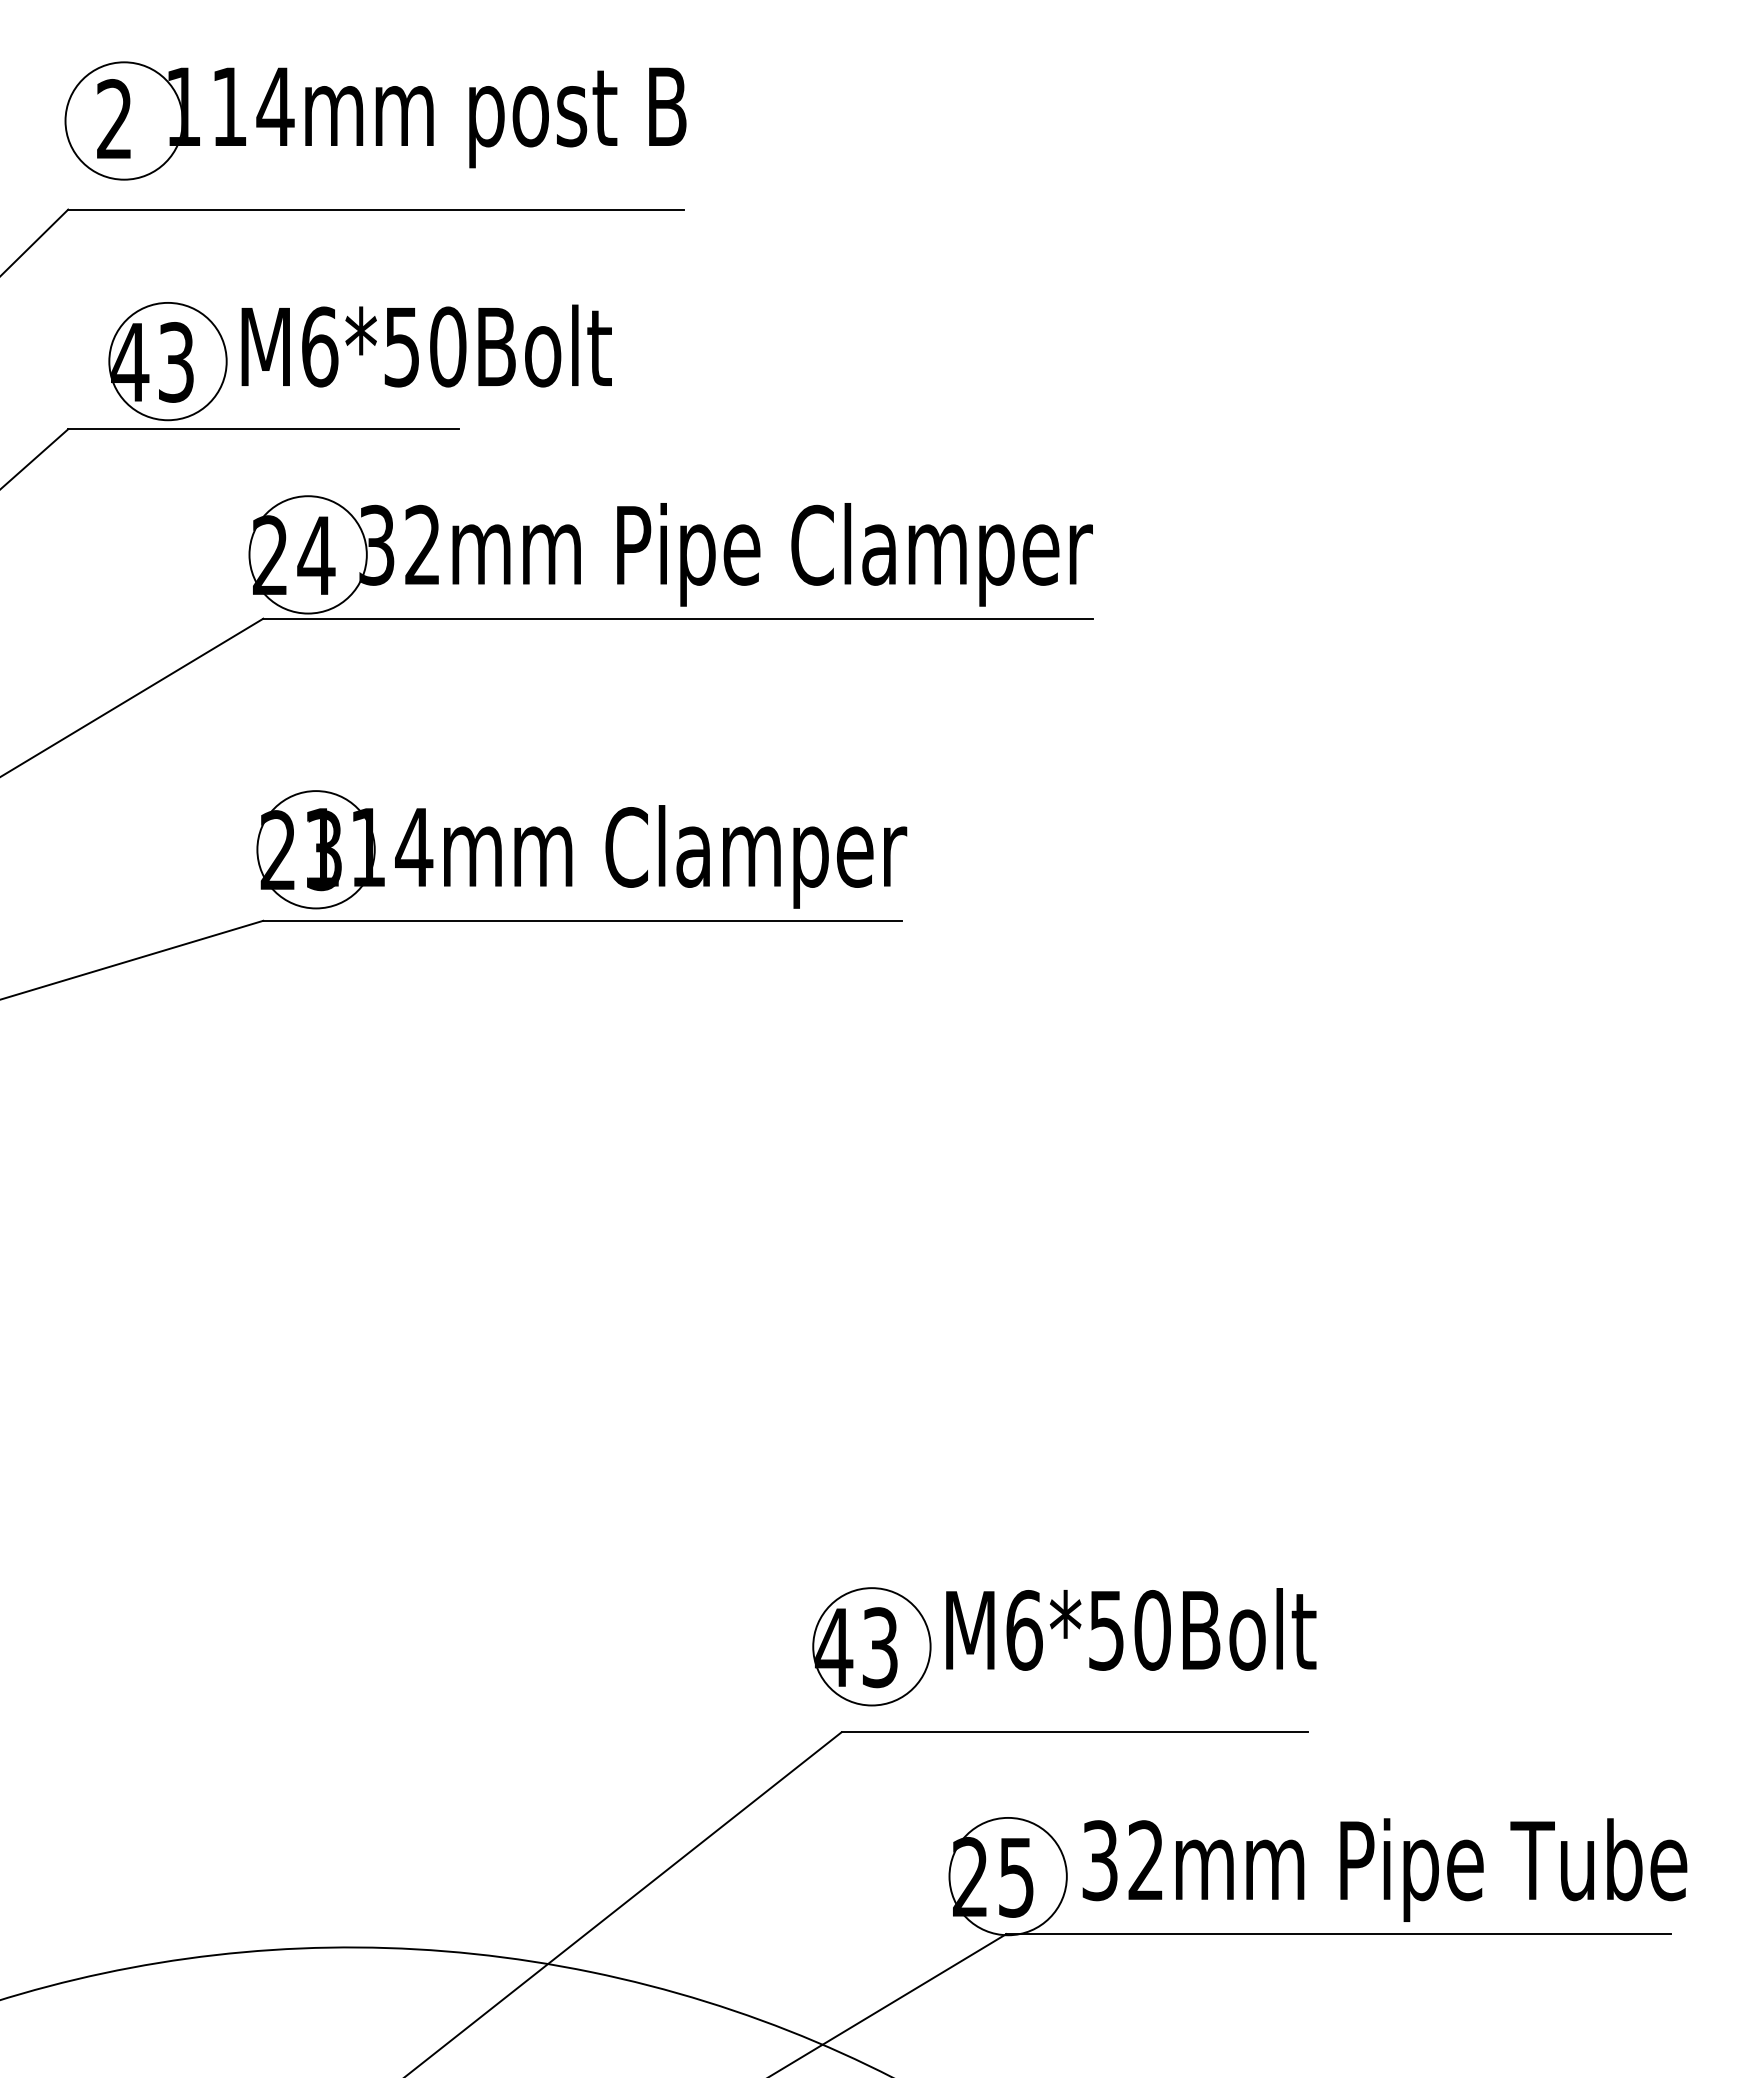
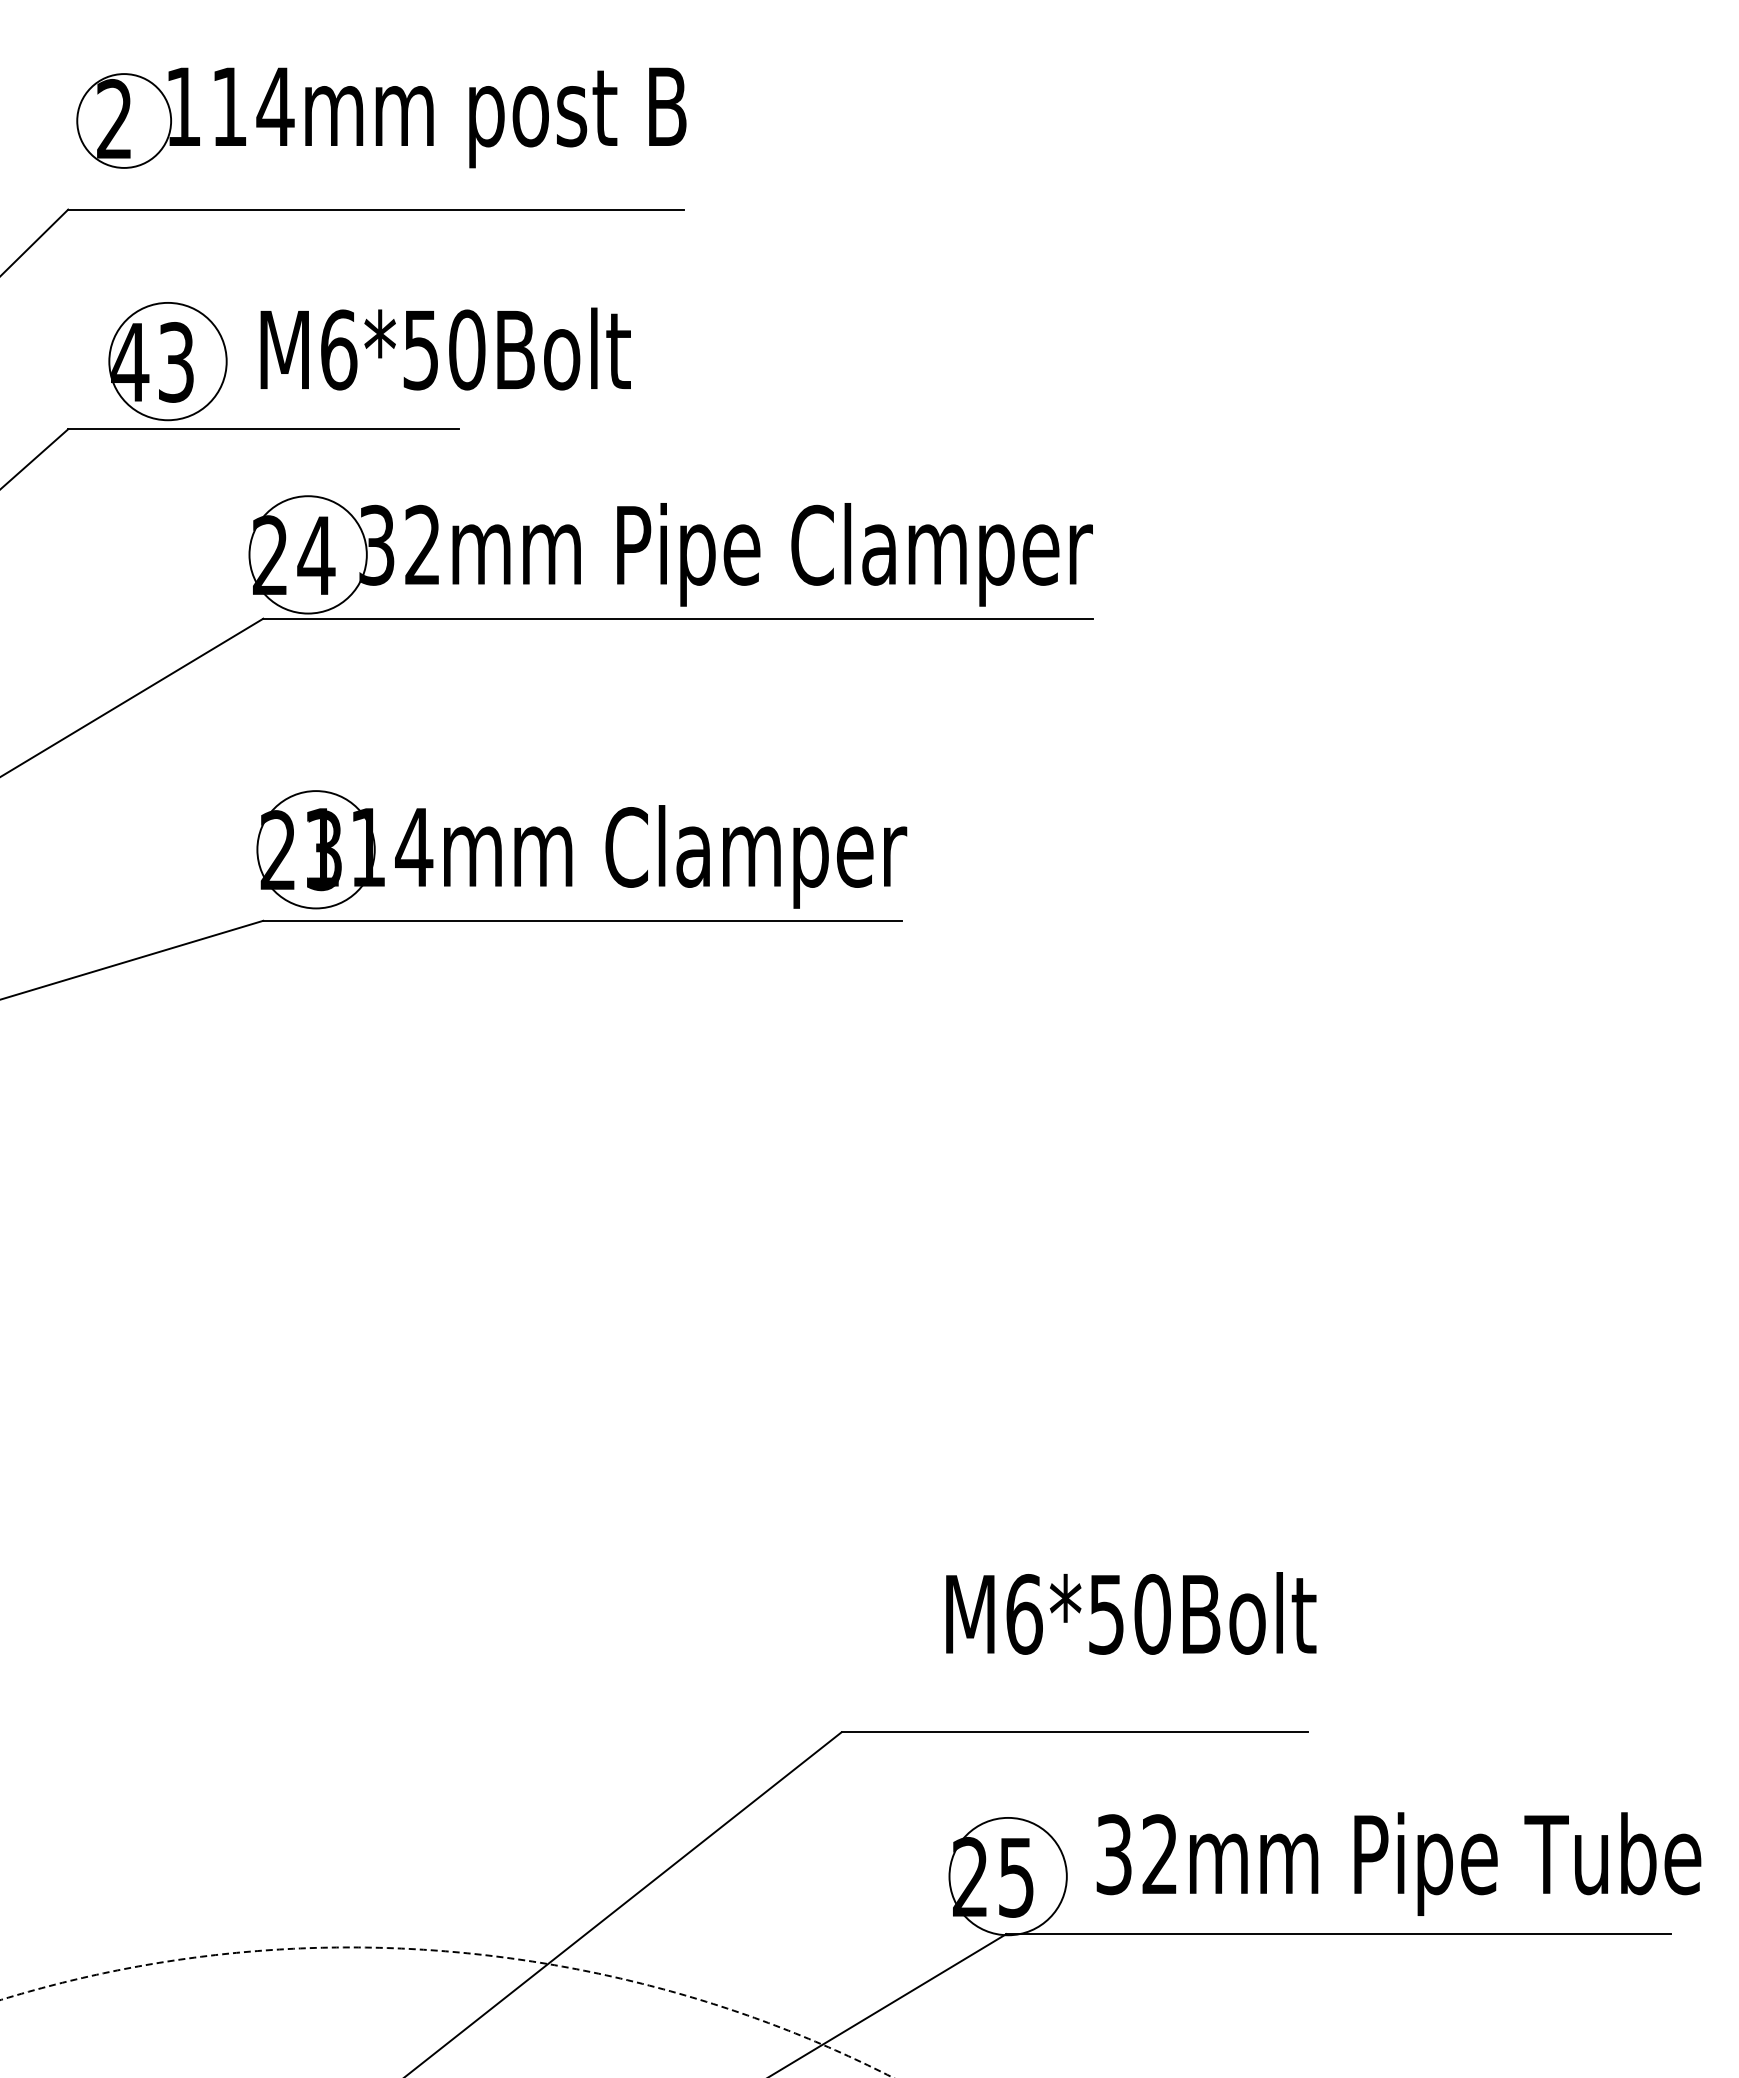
circle diameter: 117 px -> 94 px (124, 120)
text position: (426, 345) -> (445, 348) (445, 348)
text position: (1131, 1629) -> (1131, 1613) (1131, 1613)
part: present -> none (871, 1646)
text position: (1384, 1869) -> (1398, 1863) (1398, 1863)
arc: solid -> dashed (452, 1951)
